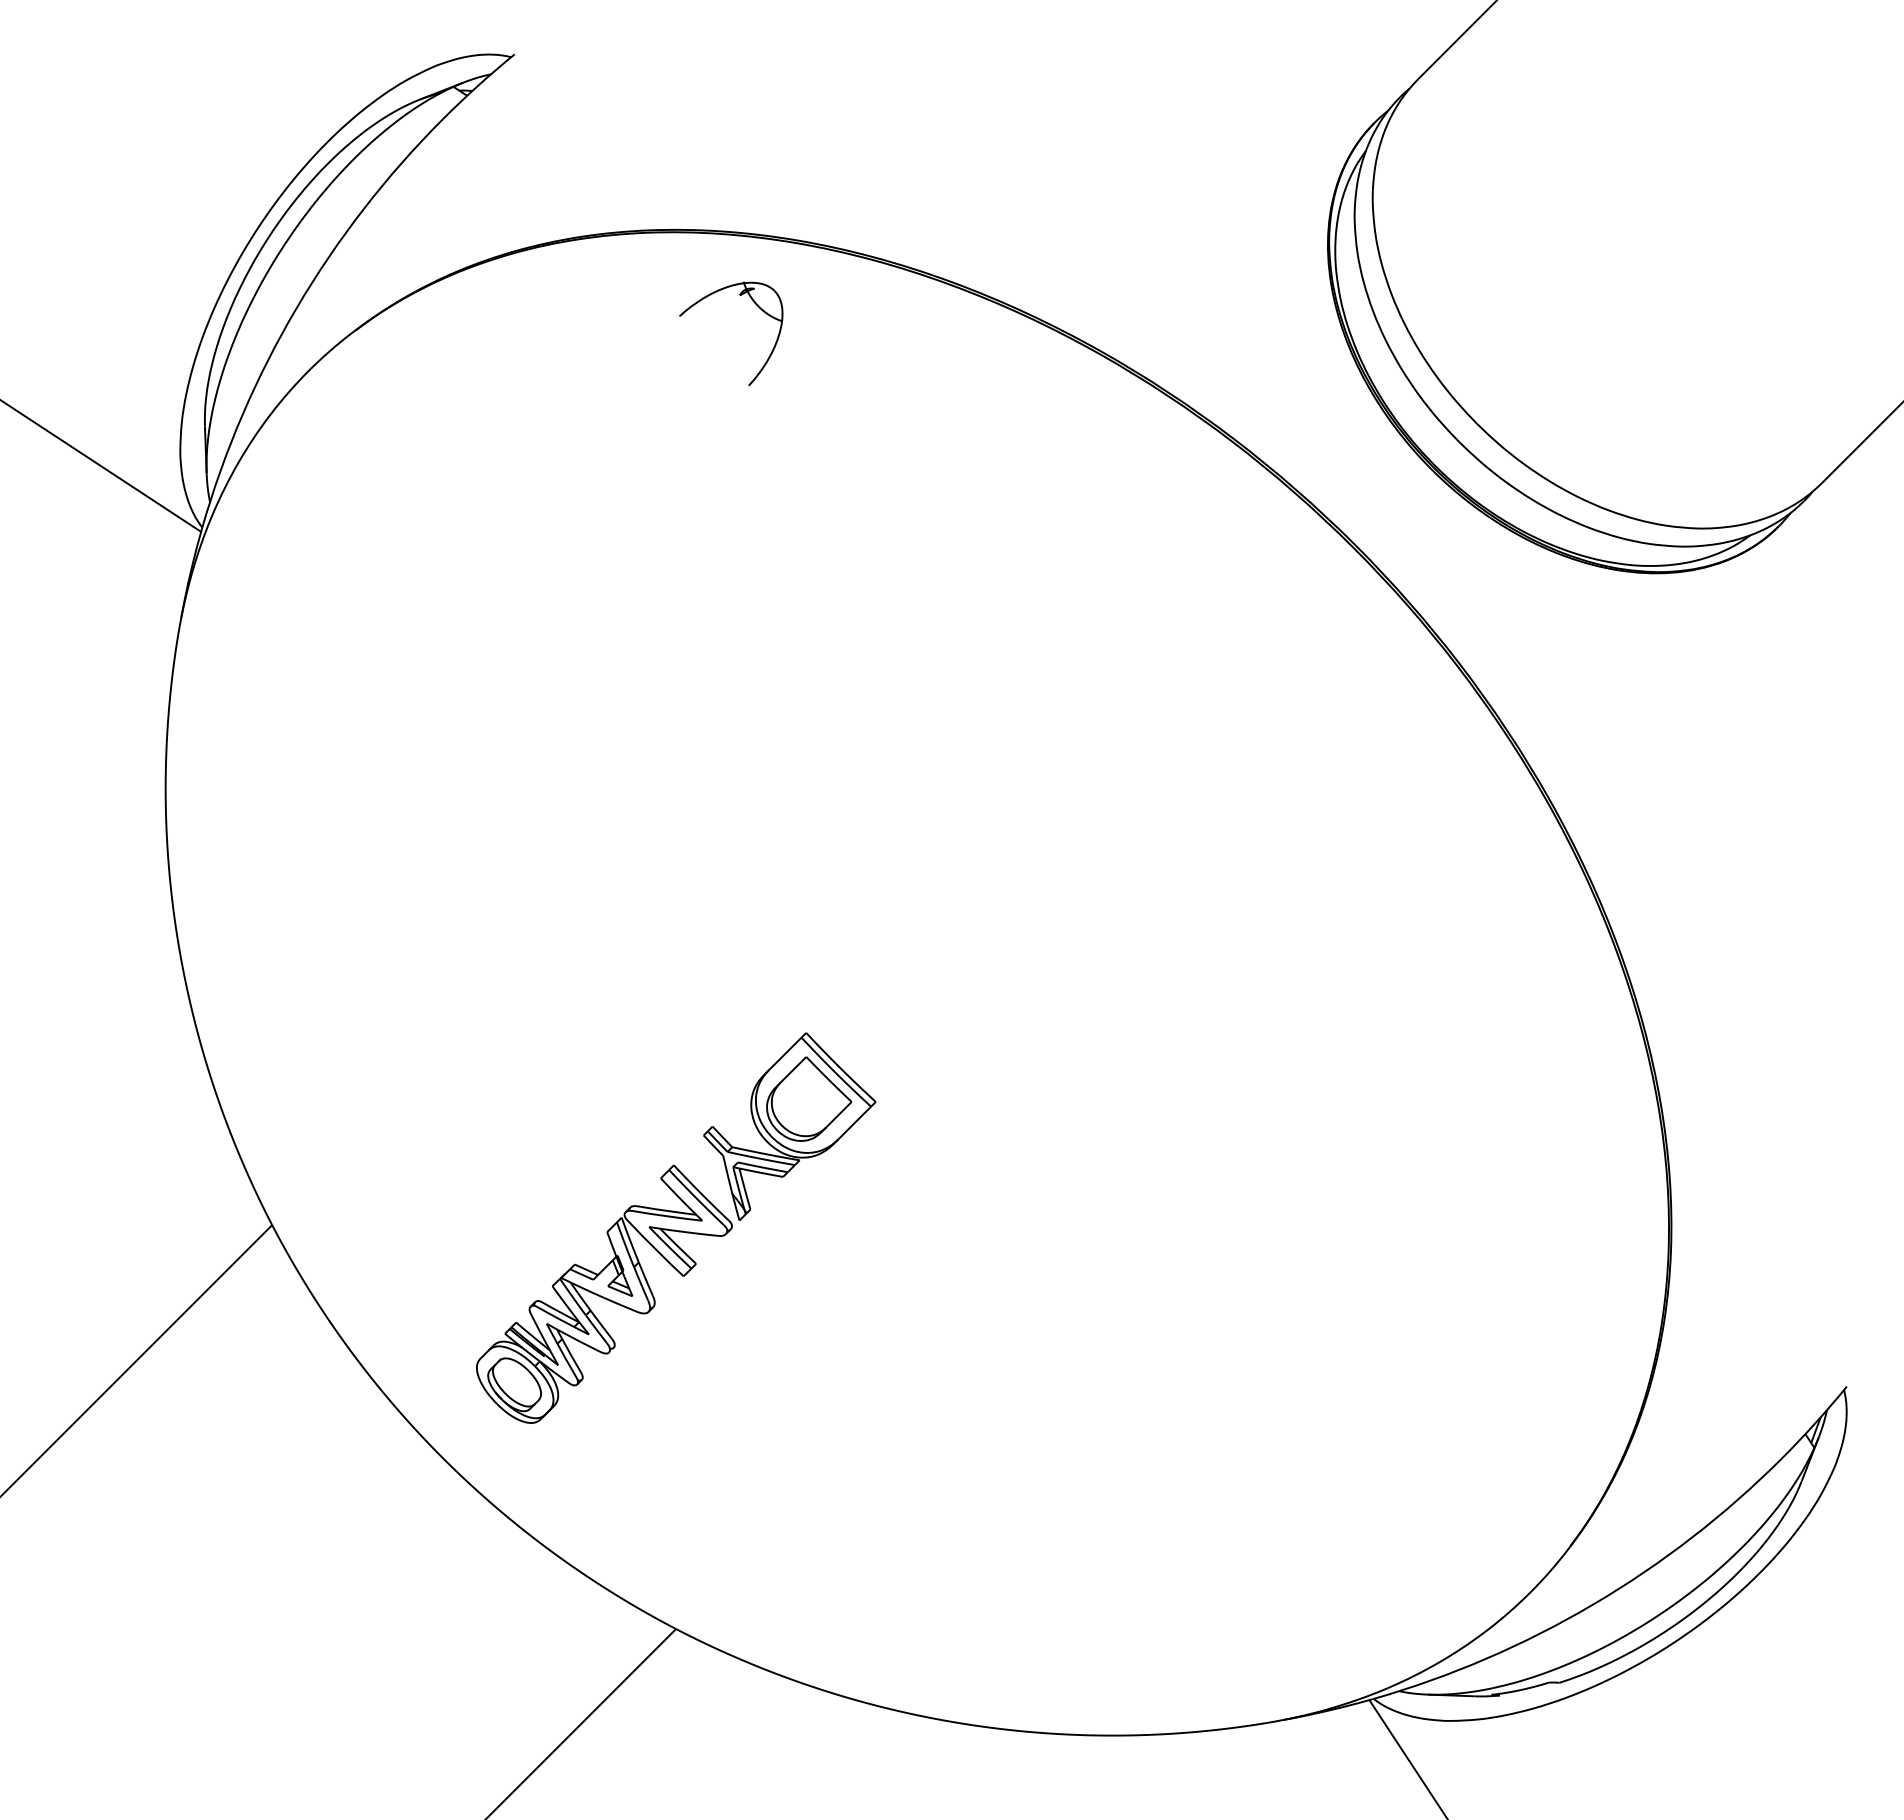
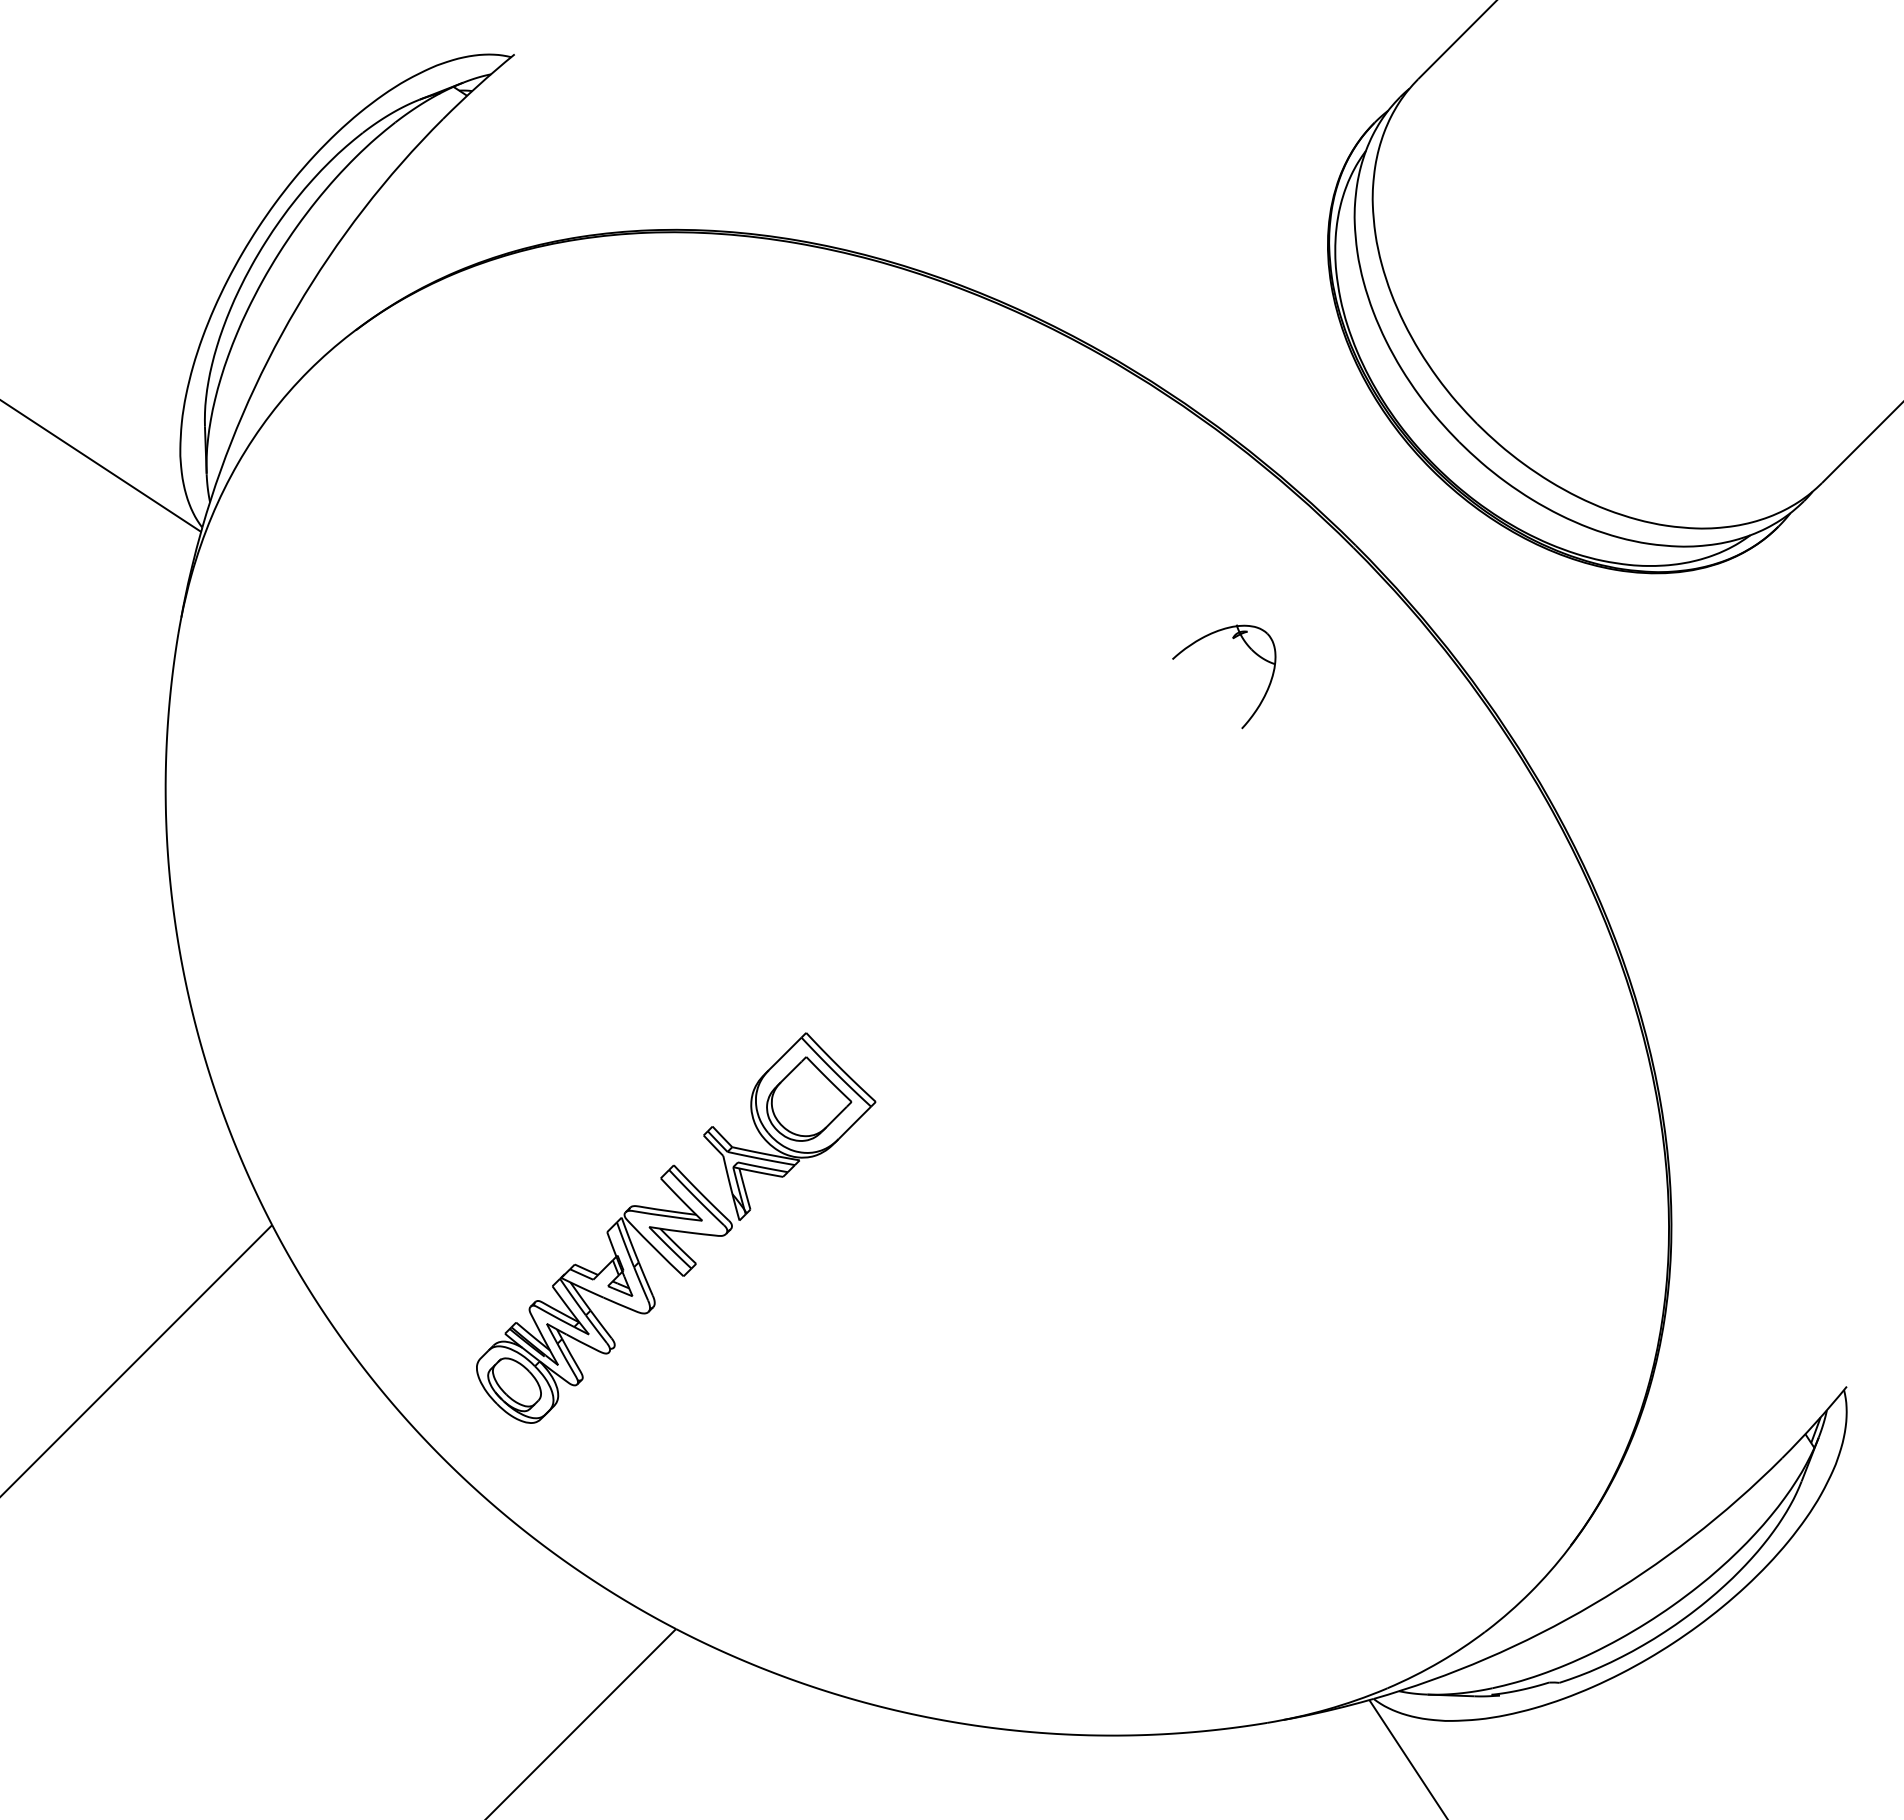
part position: (757, 306) -> (1250, 649) (1250, 649)
